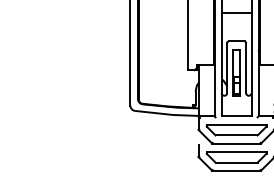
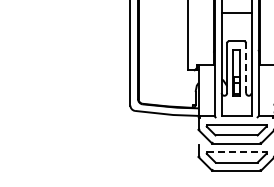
line: solid -> dashed (246, 68)
line: solid -> dashed (236, 151)
